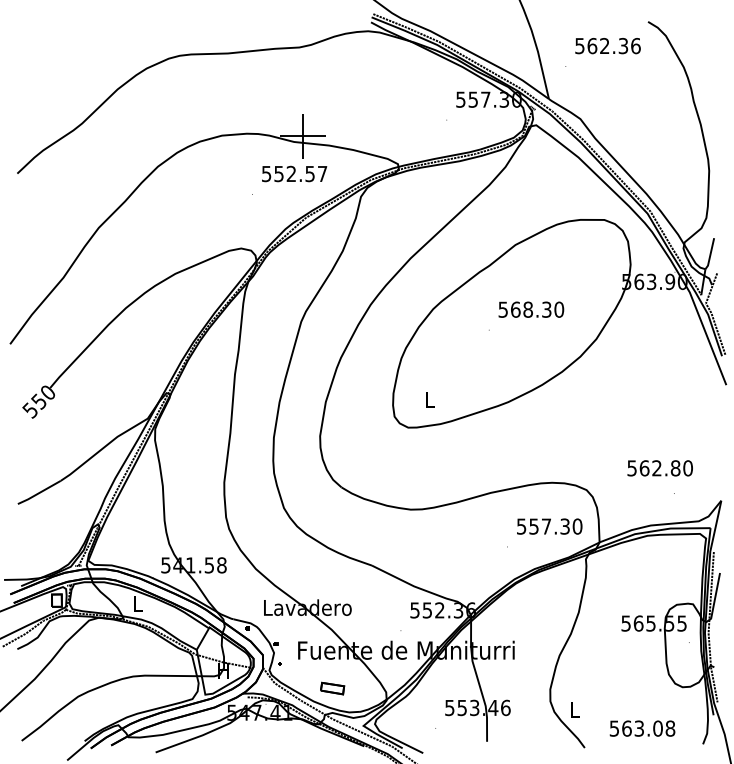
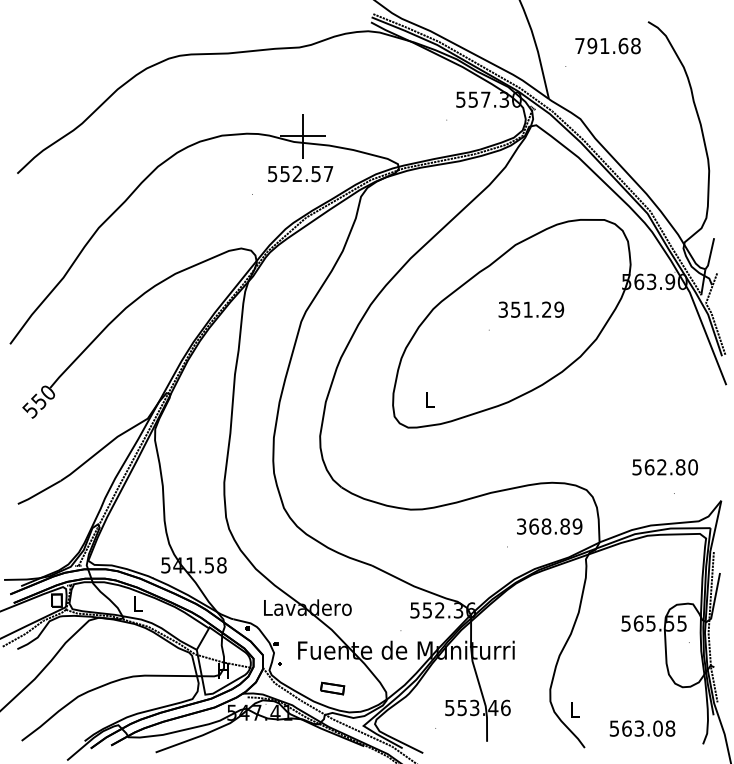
text: 562.36 -> 791.68 (607, 45)
text position: (294, 173) -> (300, 173) (300, 173)
text: 568.30 -> 351.29 (531, 309)
text position: (659, 468) -> (664, 467) (664, 467)
text: 557.30 -> 368.89 (549, 526)
